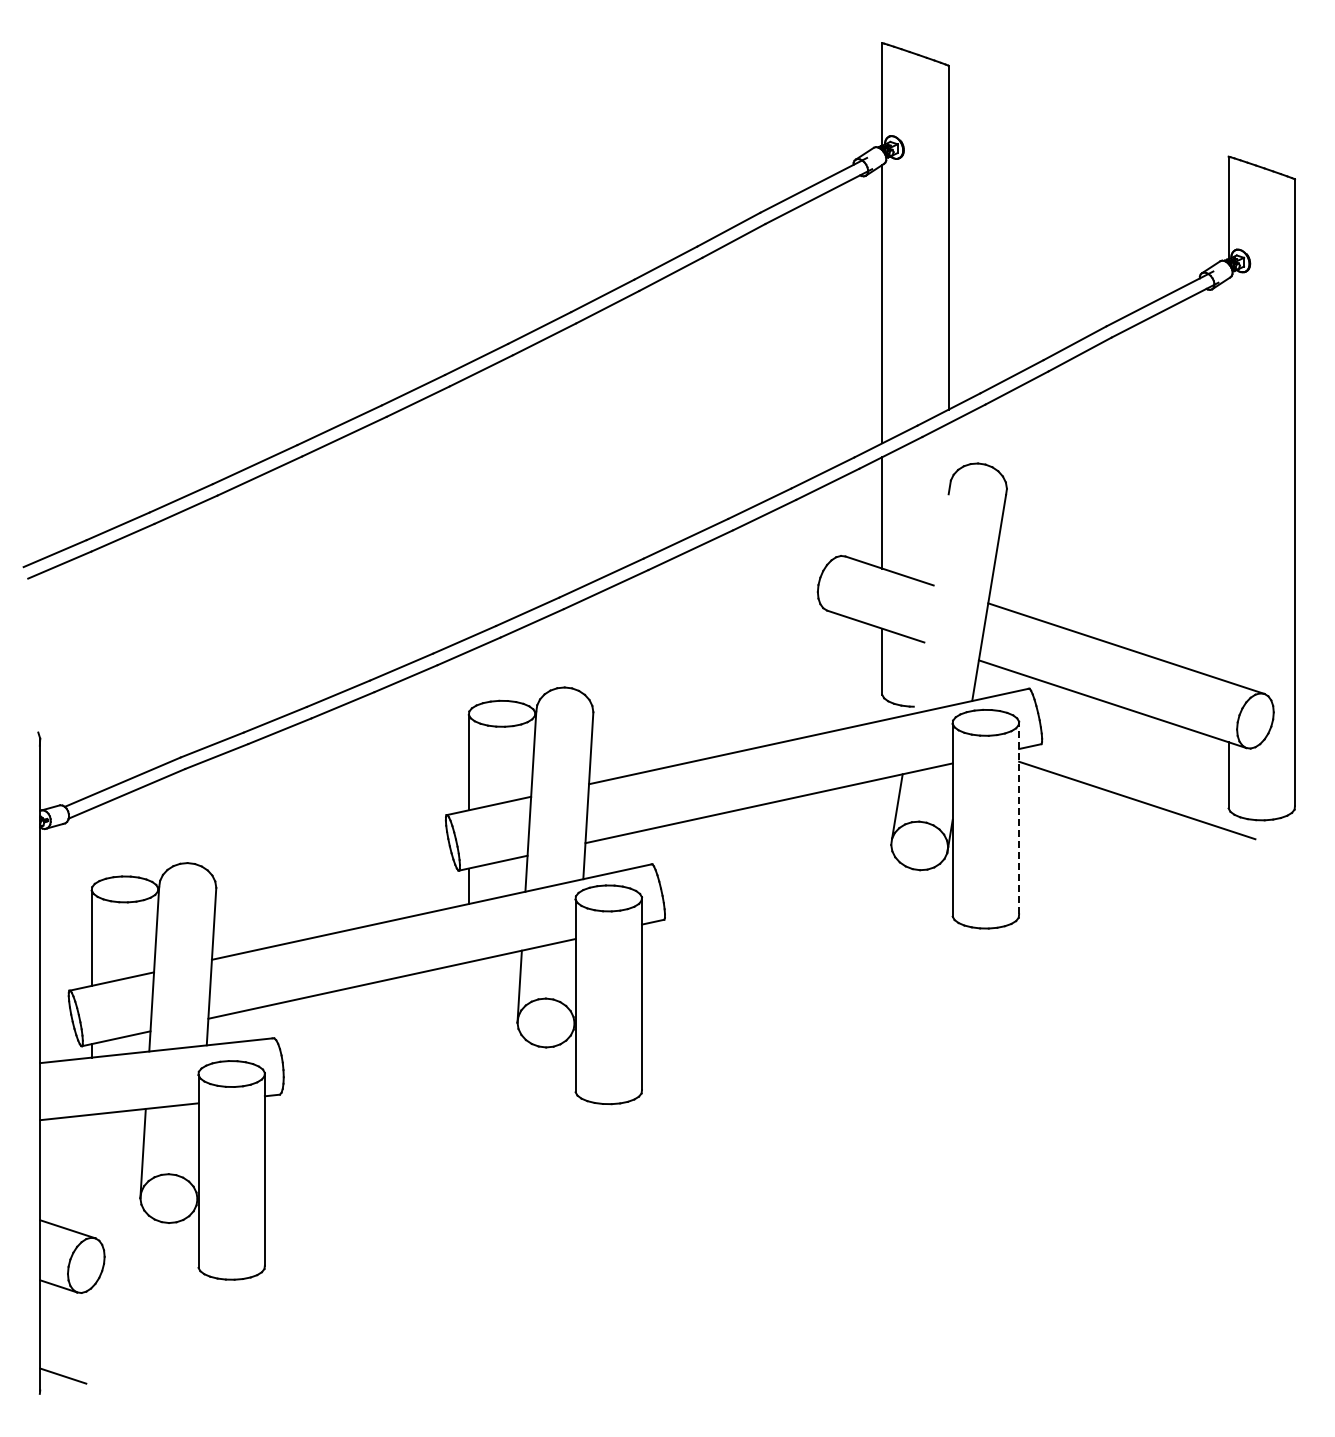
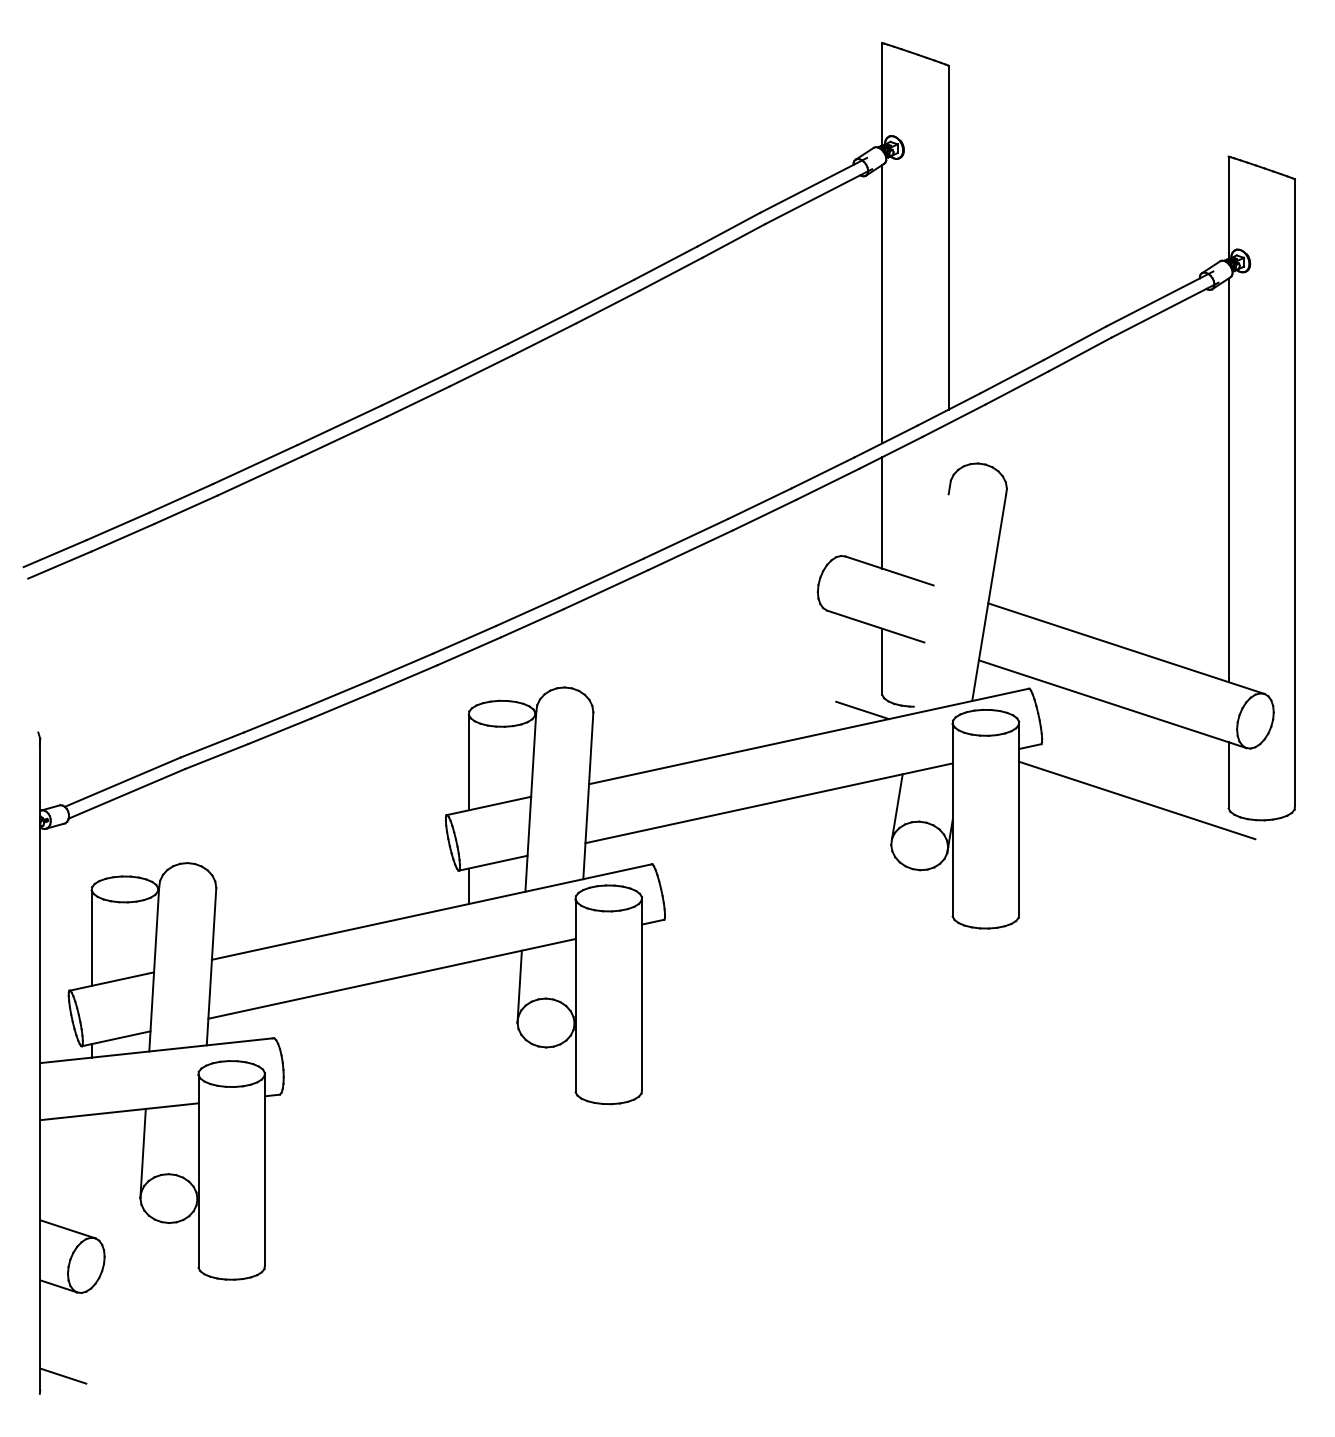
line: none -> present (1228, 480)
line: none -> present (862, 710)
line: dashed -> solid (1019, 817)
